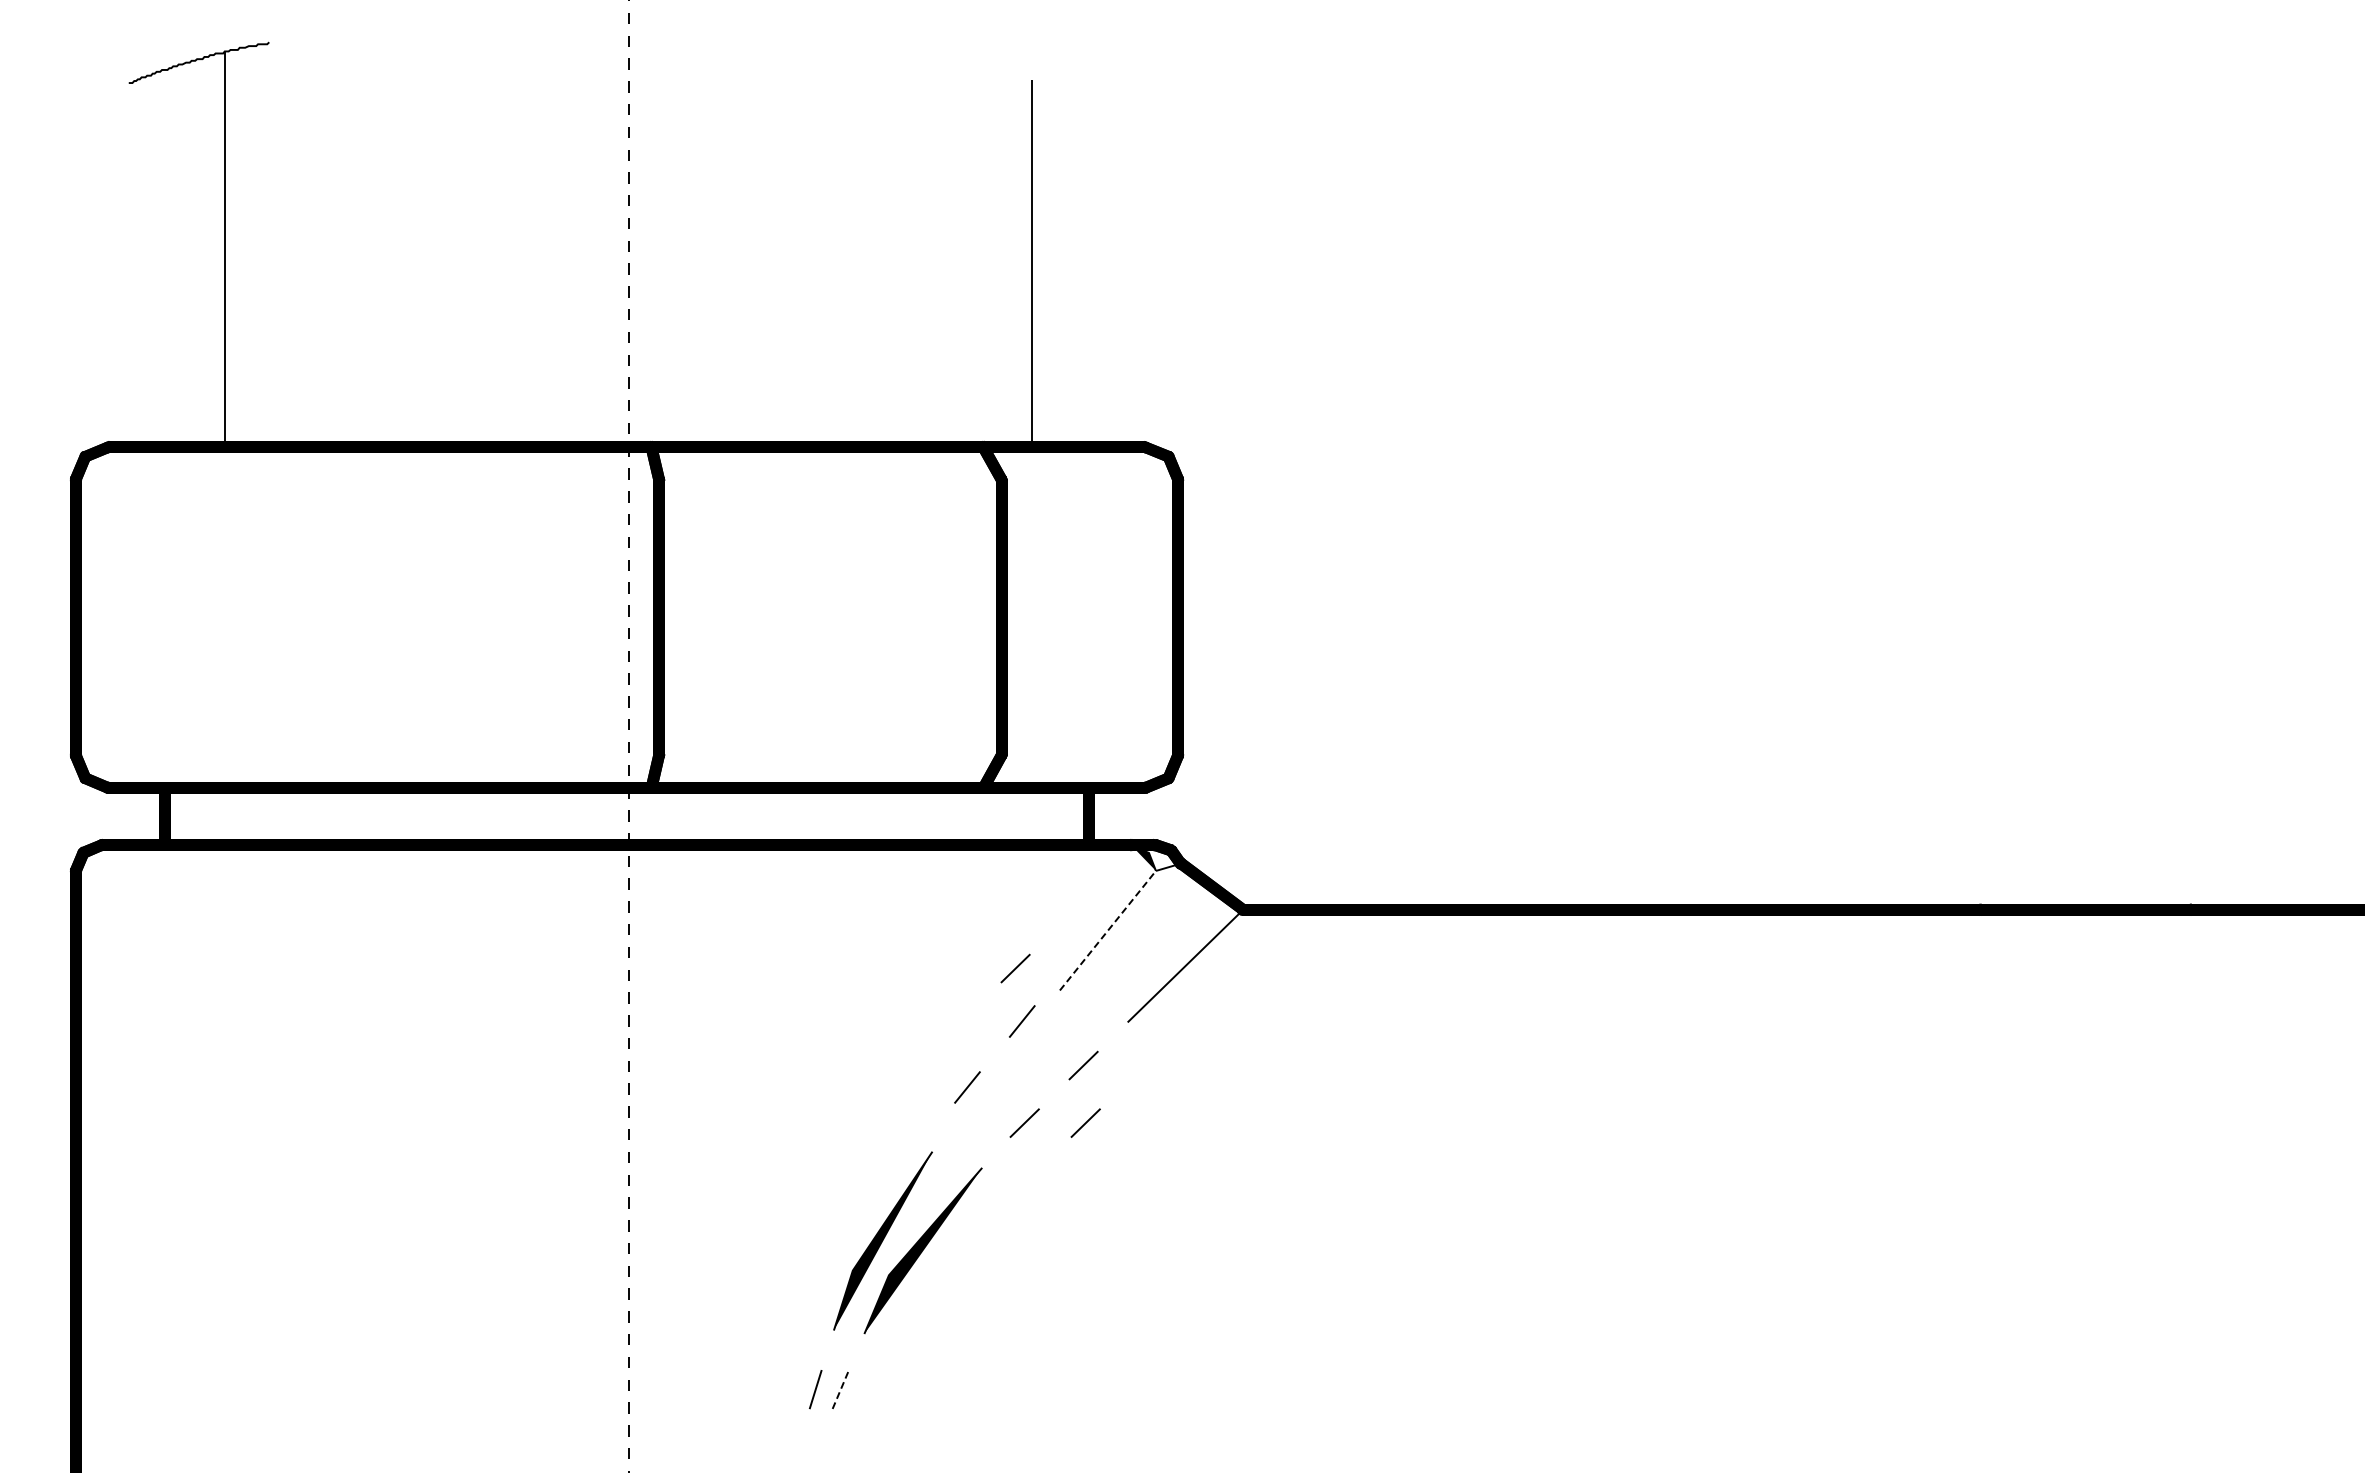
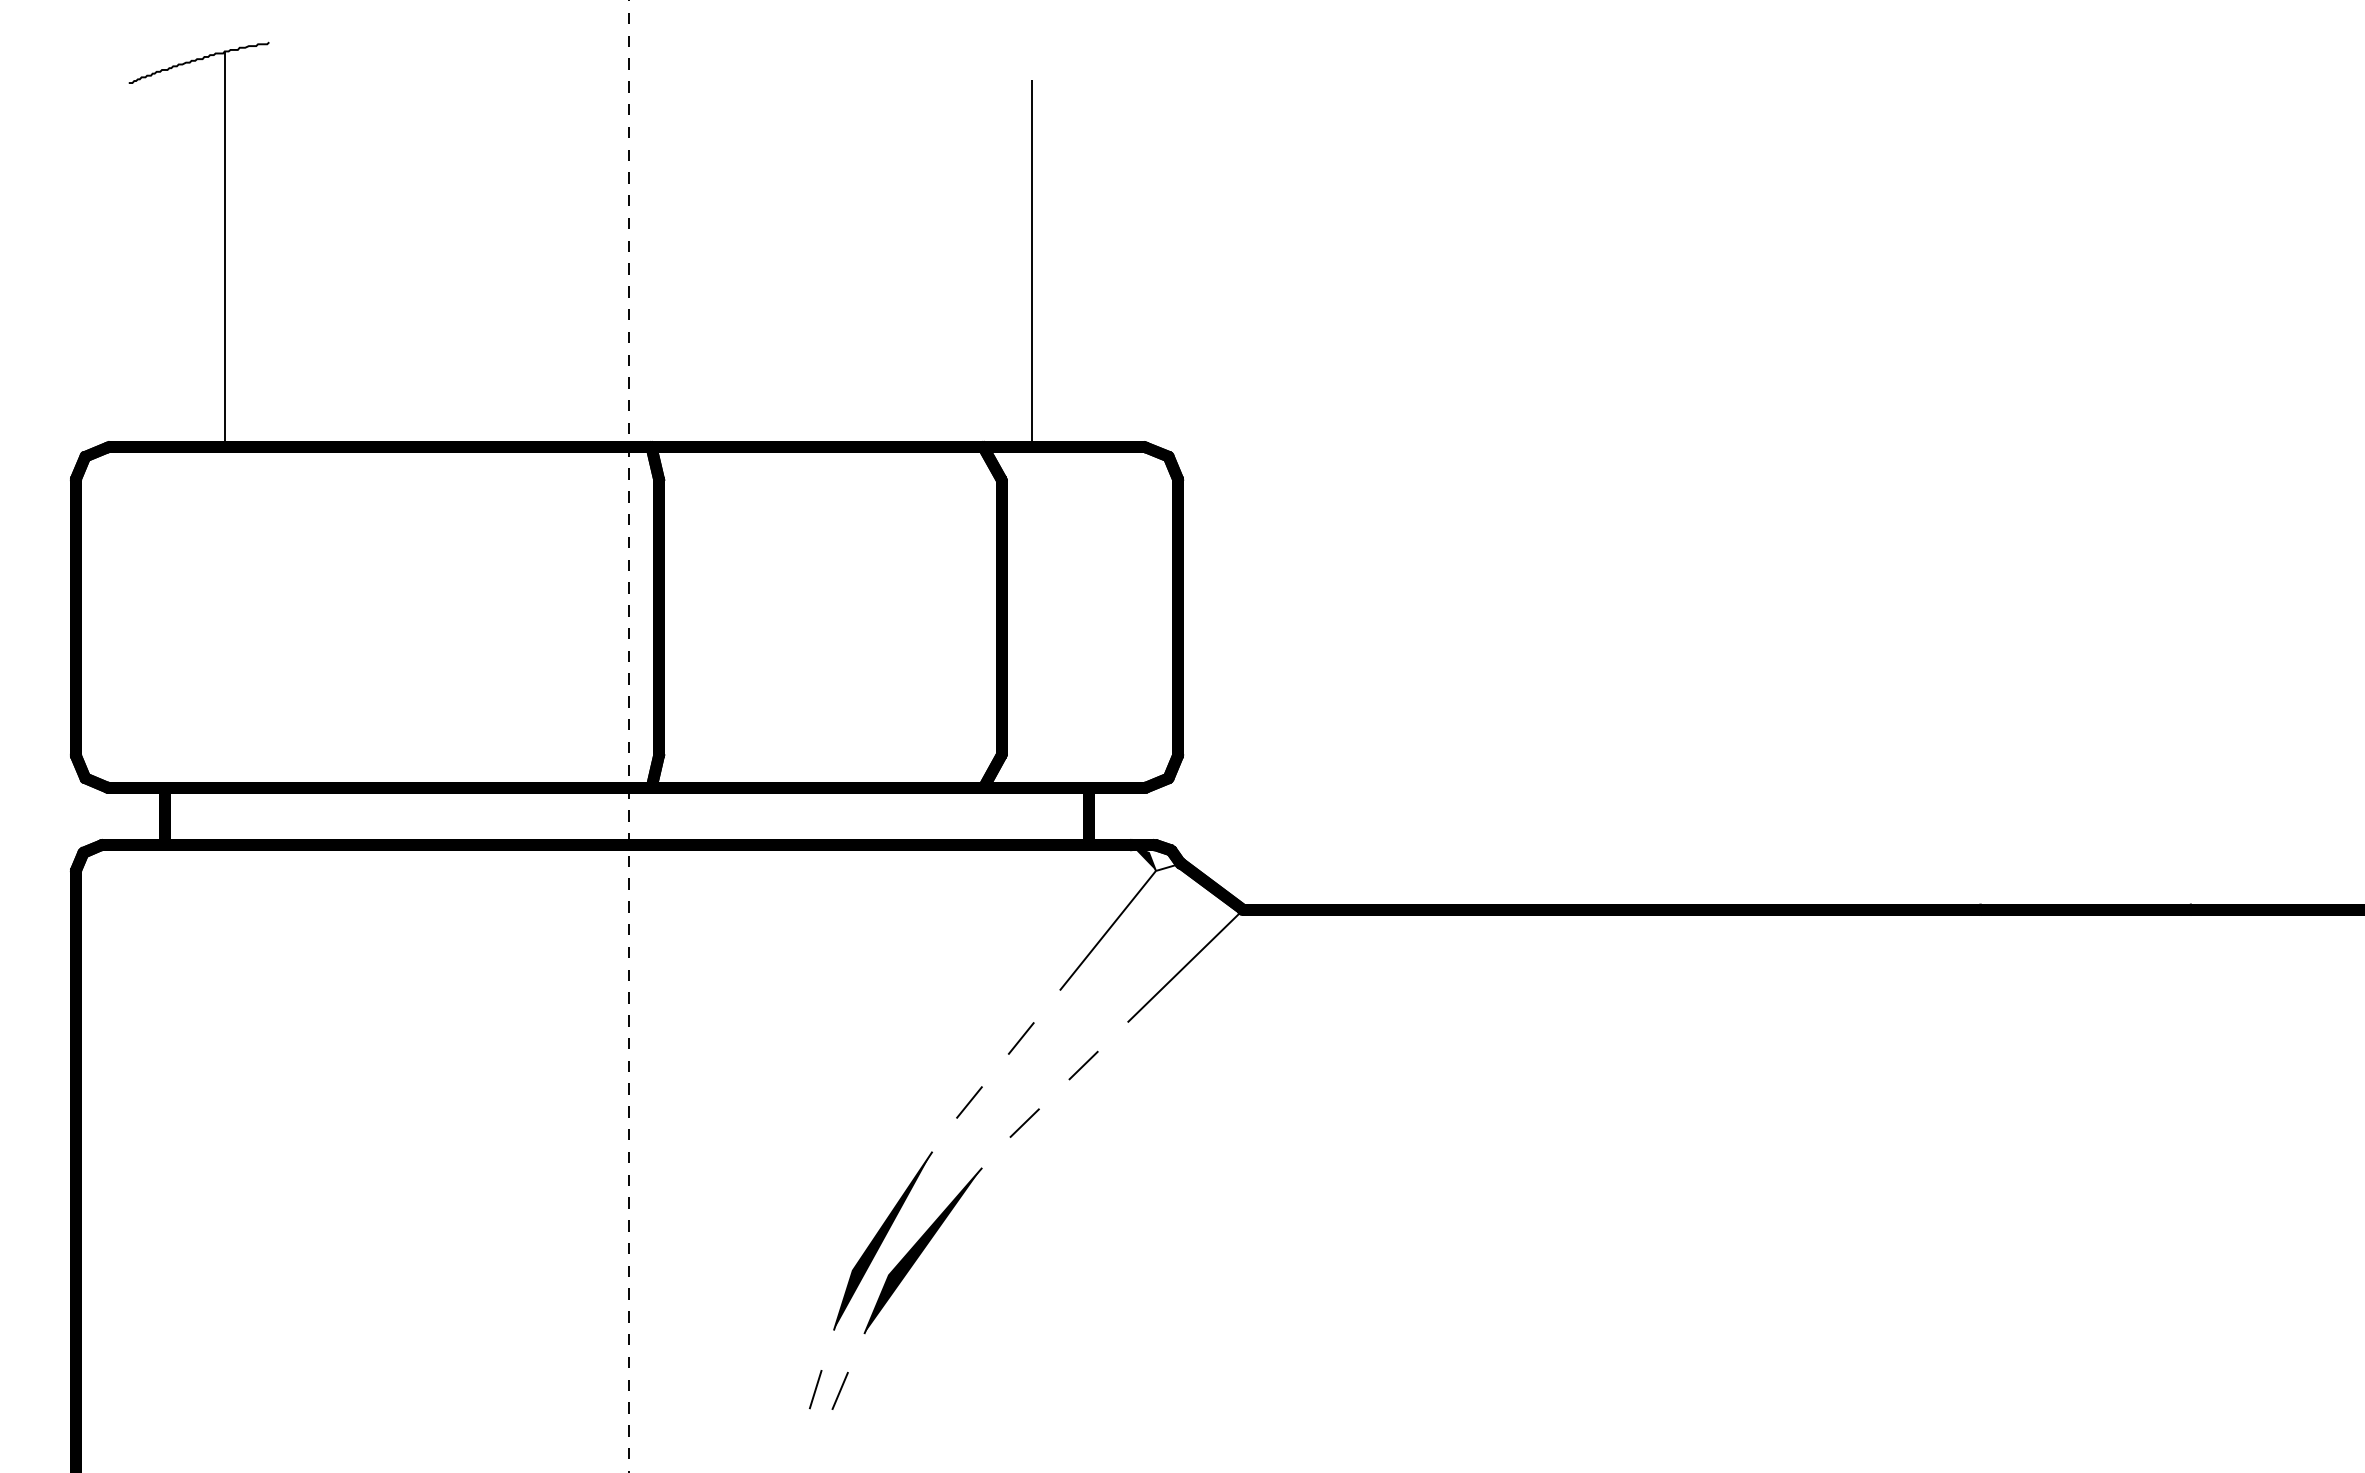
line: dashed -> solid (1107, 930)
line: present -> none (1015, 968)
line position: (1022, 1021) -> (1021, 1038) (1021, 1038)
line position: (967, 1087) -> (969, 1102) (969, 1102)
line: present -> none (1085, 1122)
line: dashed -> solid (840, 1390)
